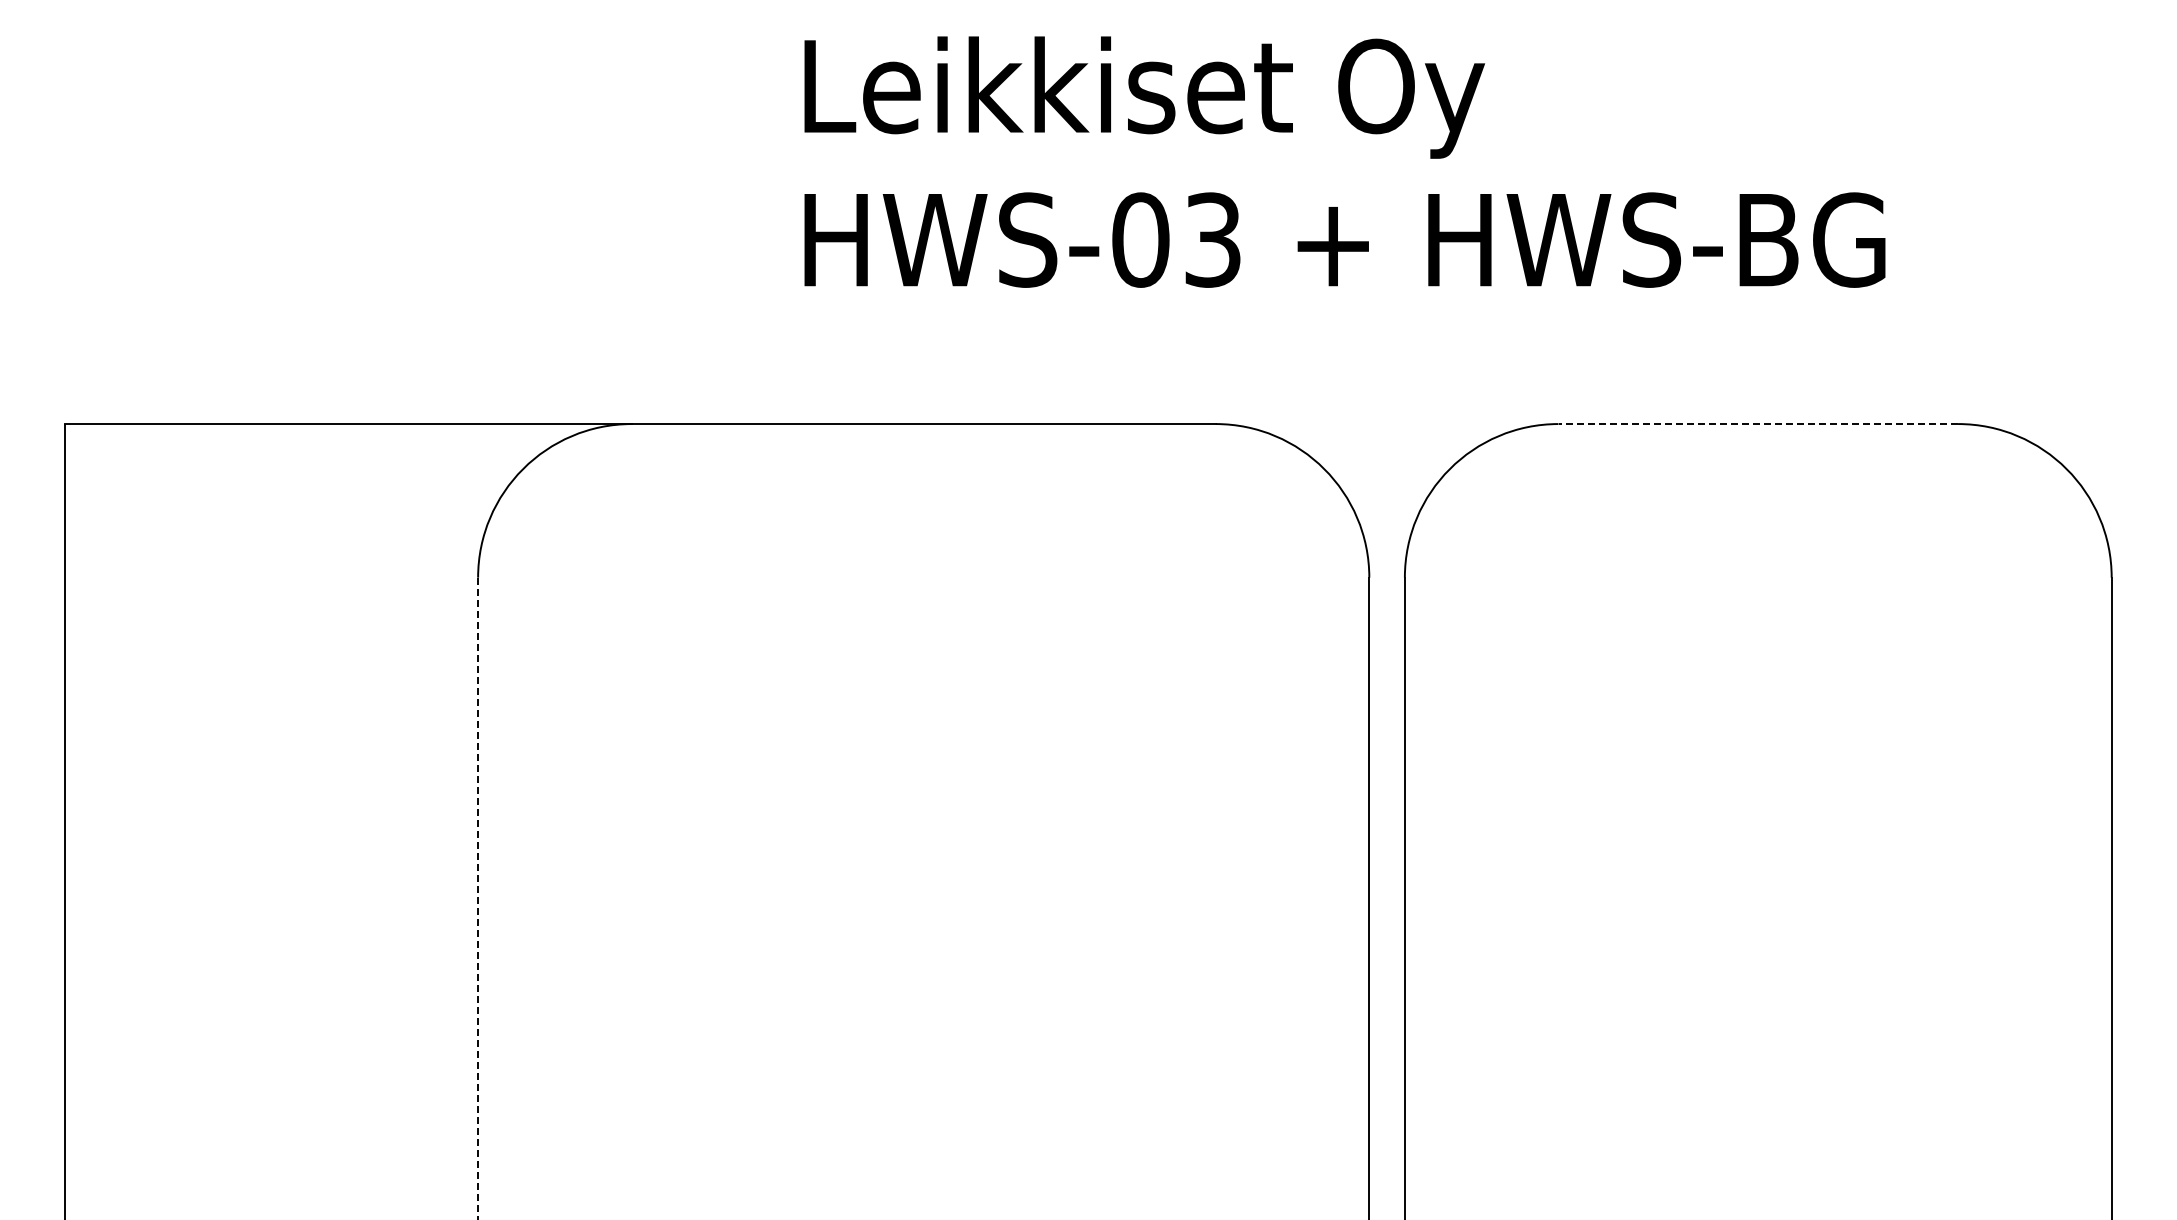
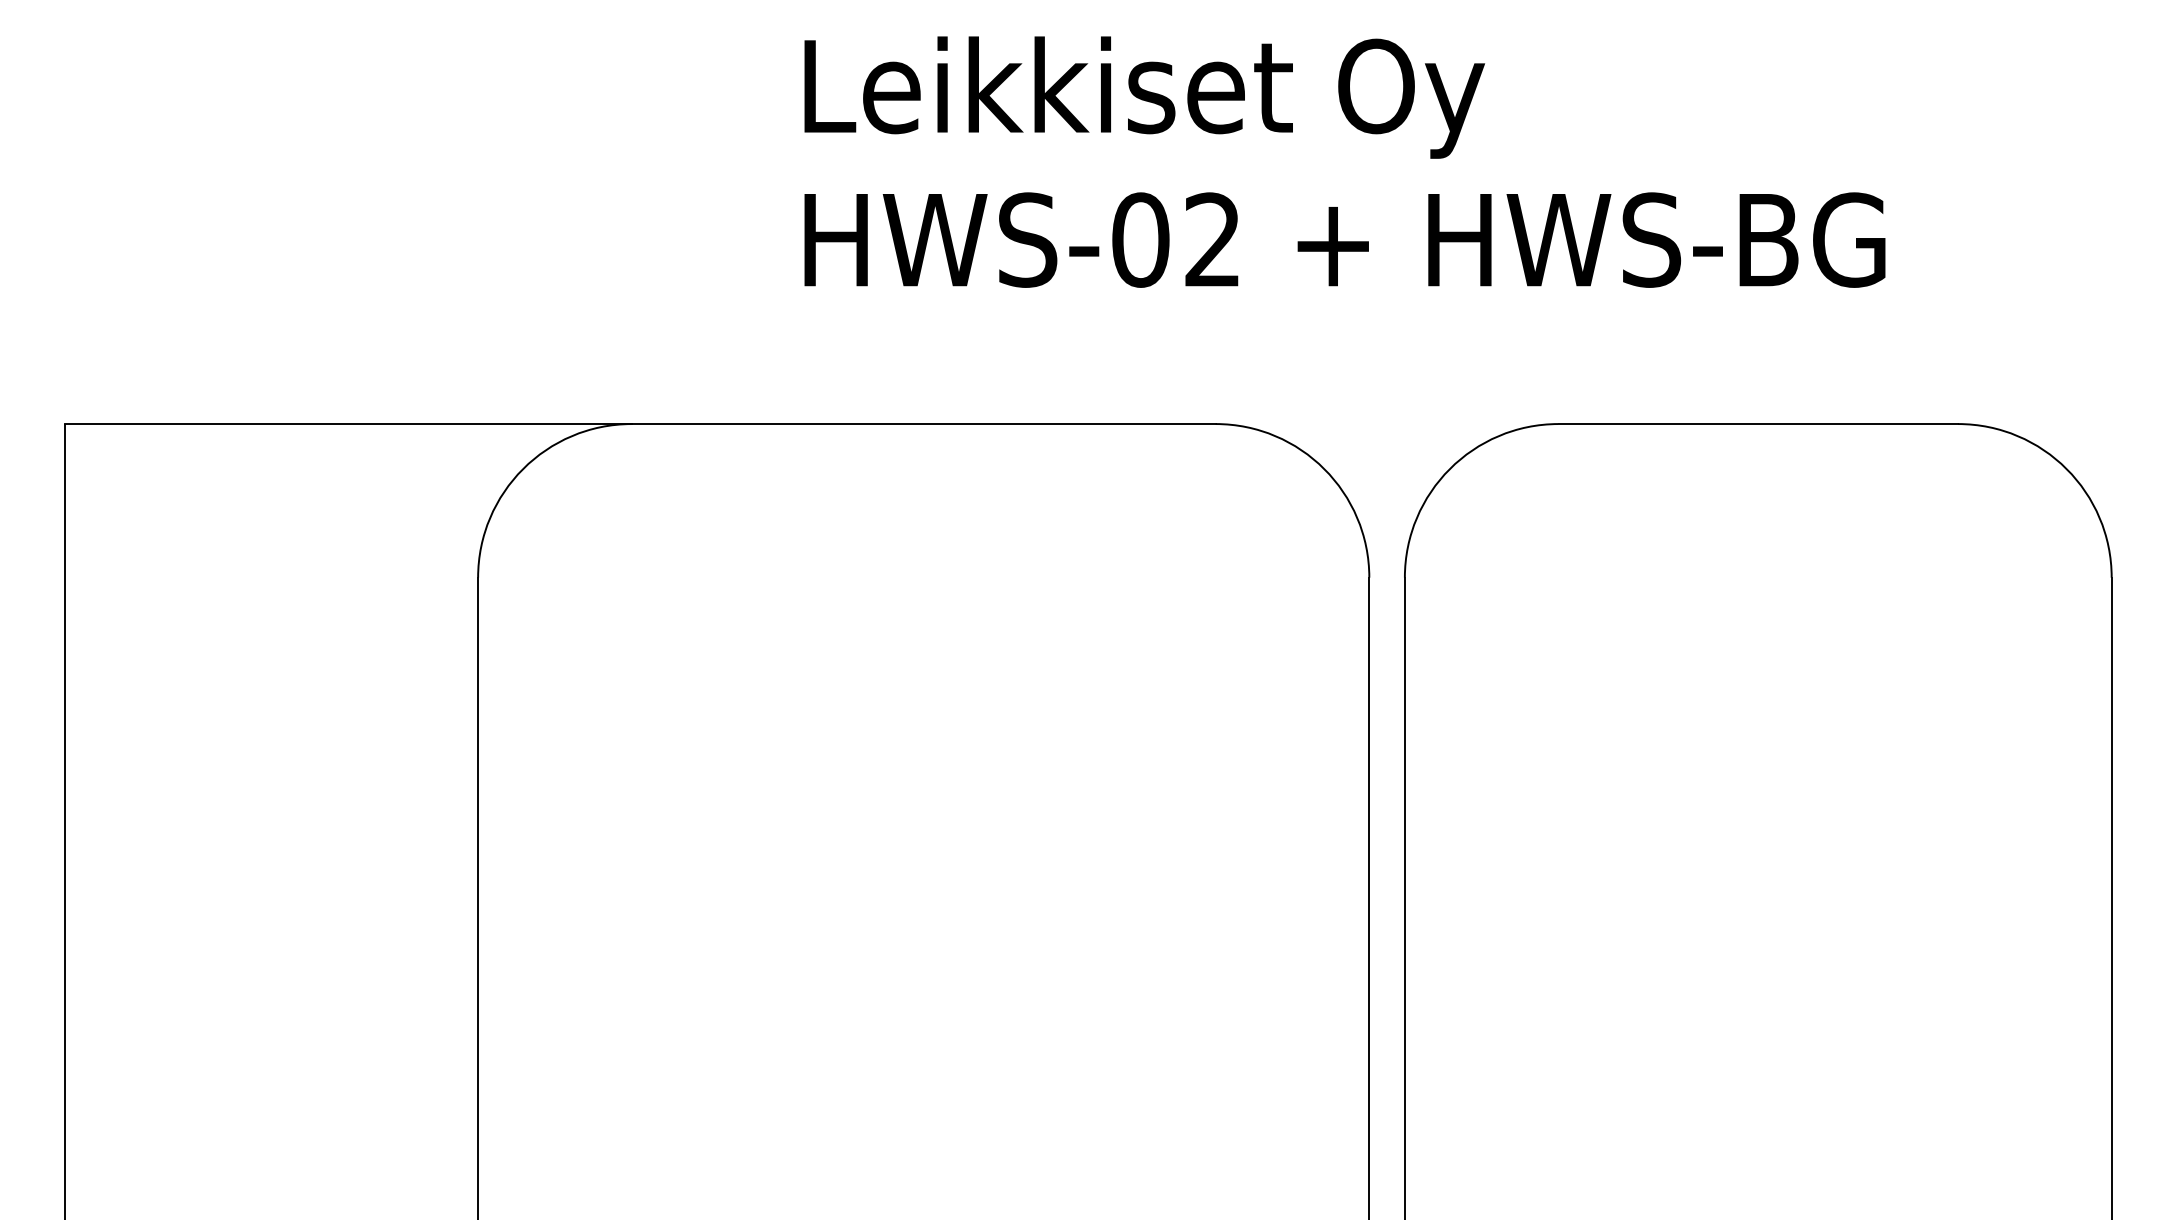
text: HWS-03 -> HWS-02 (1212, 239)
line: dashed -> solid (1758, 424)
line: dashed -> solid (478, 898)
